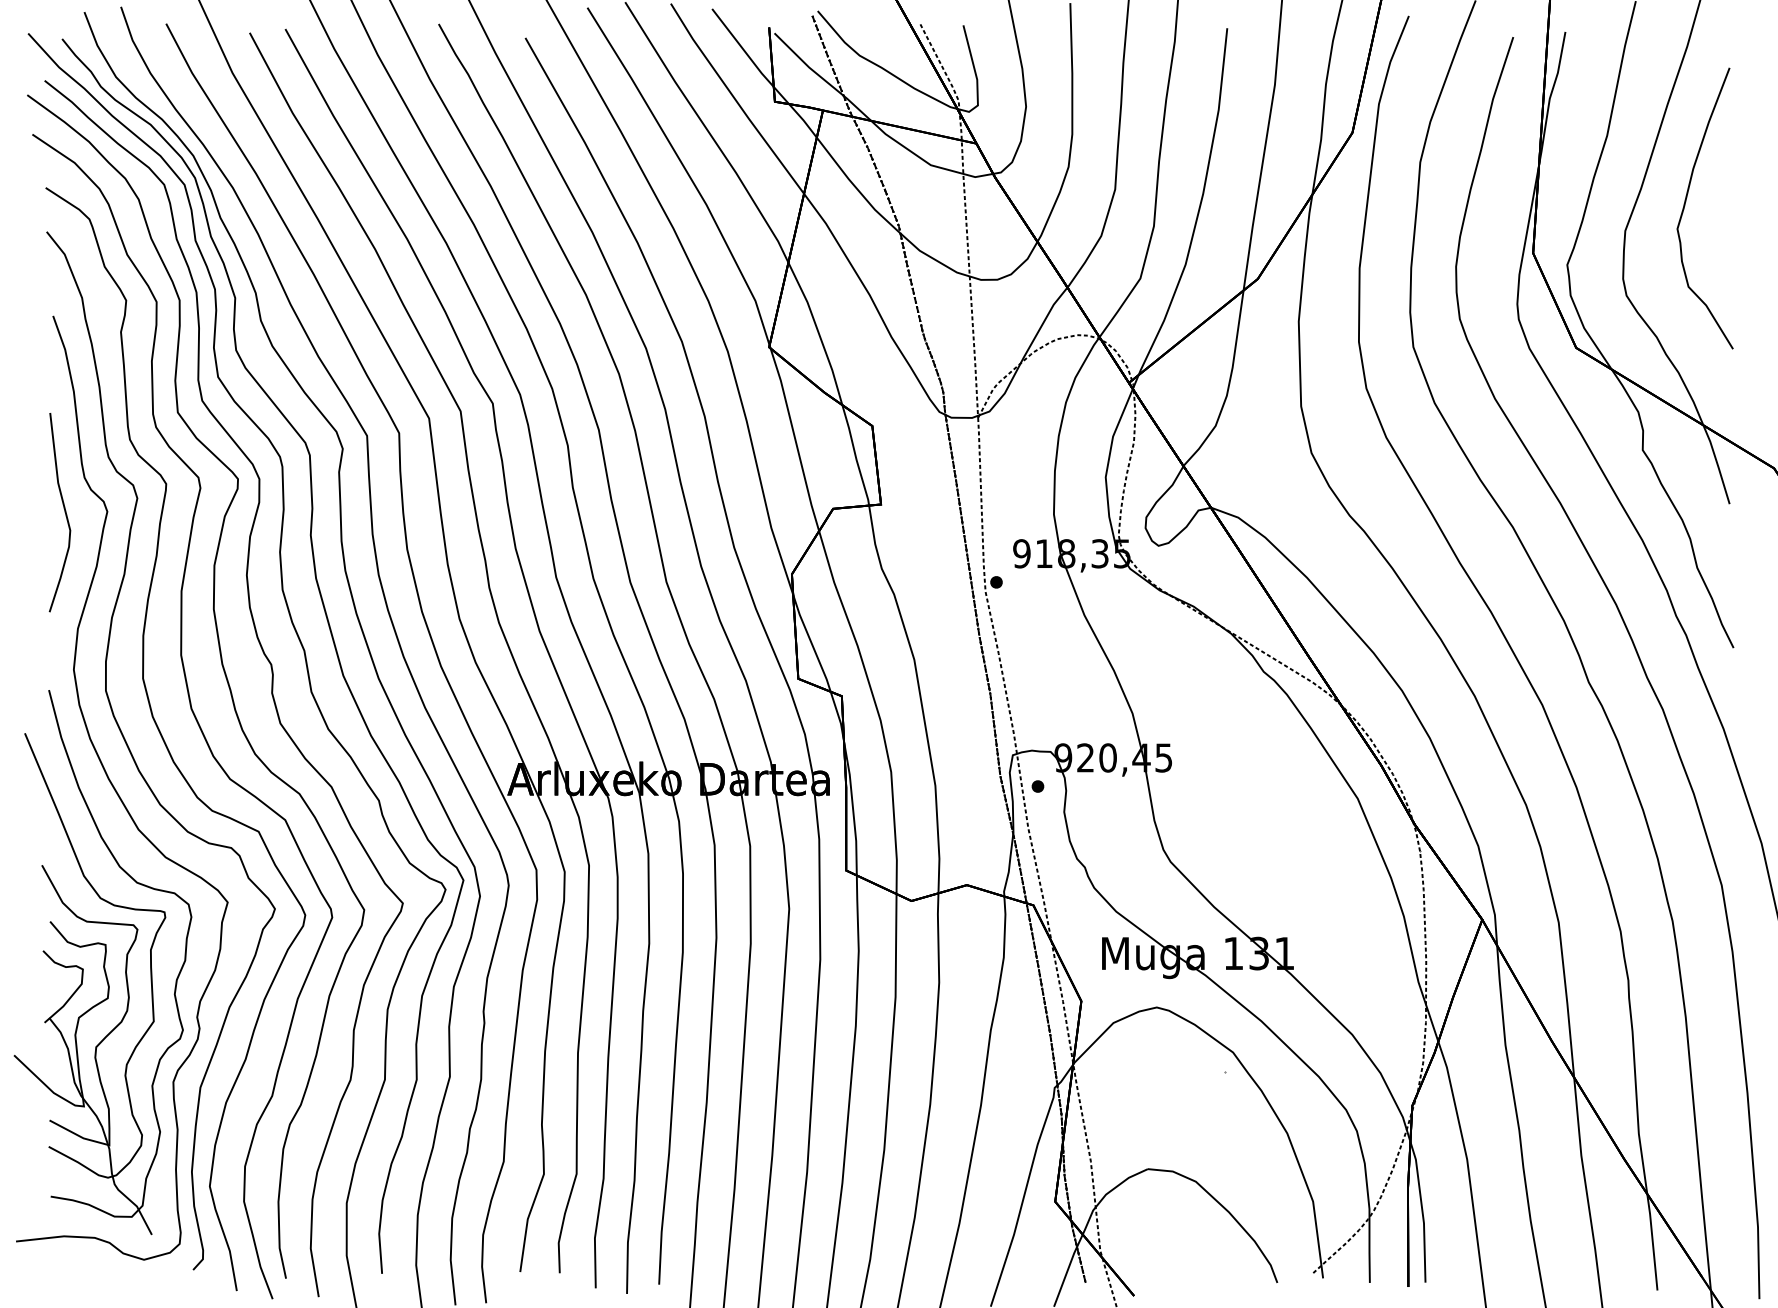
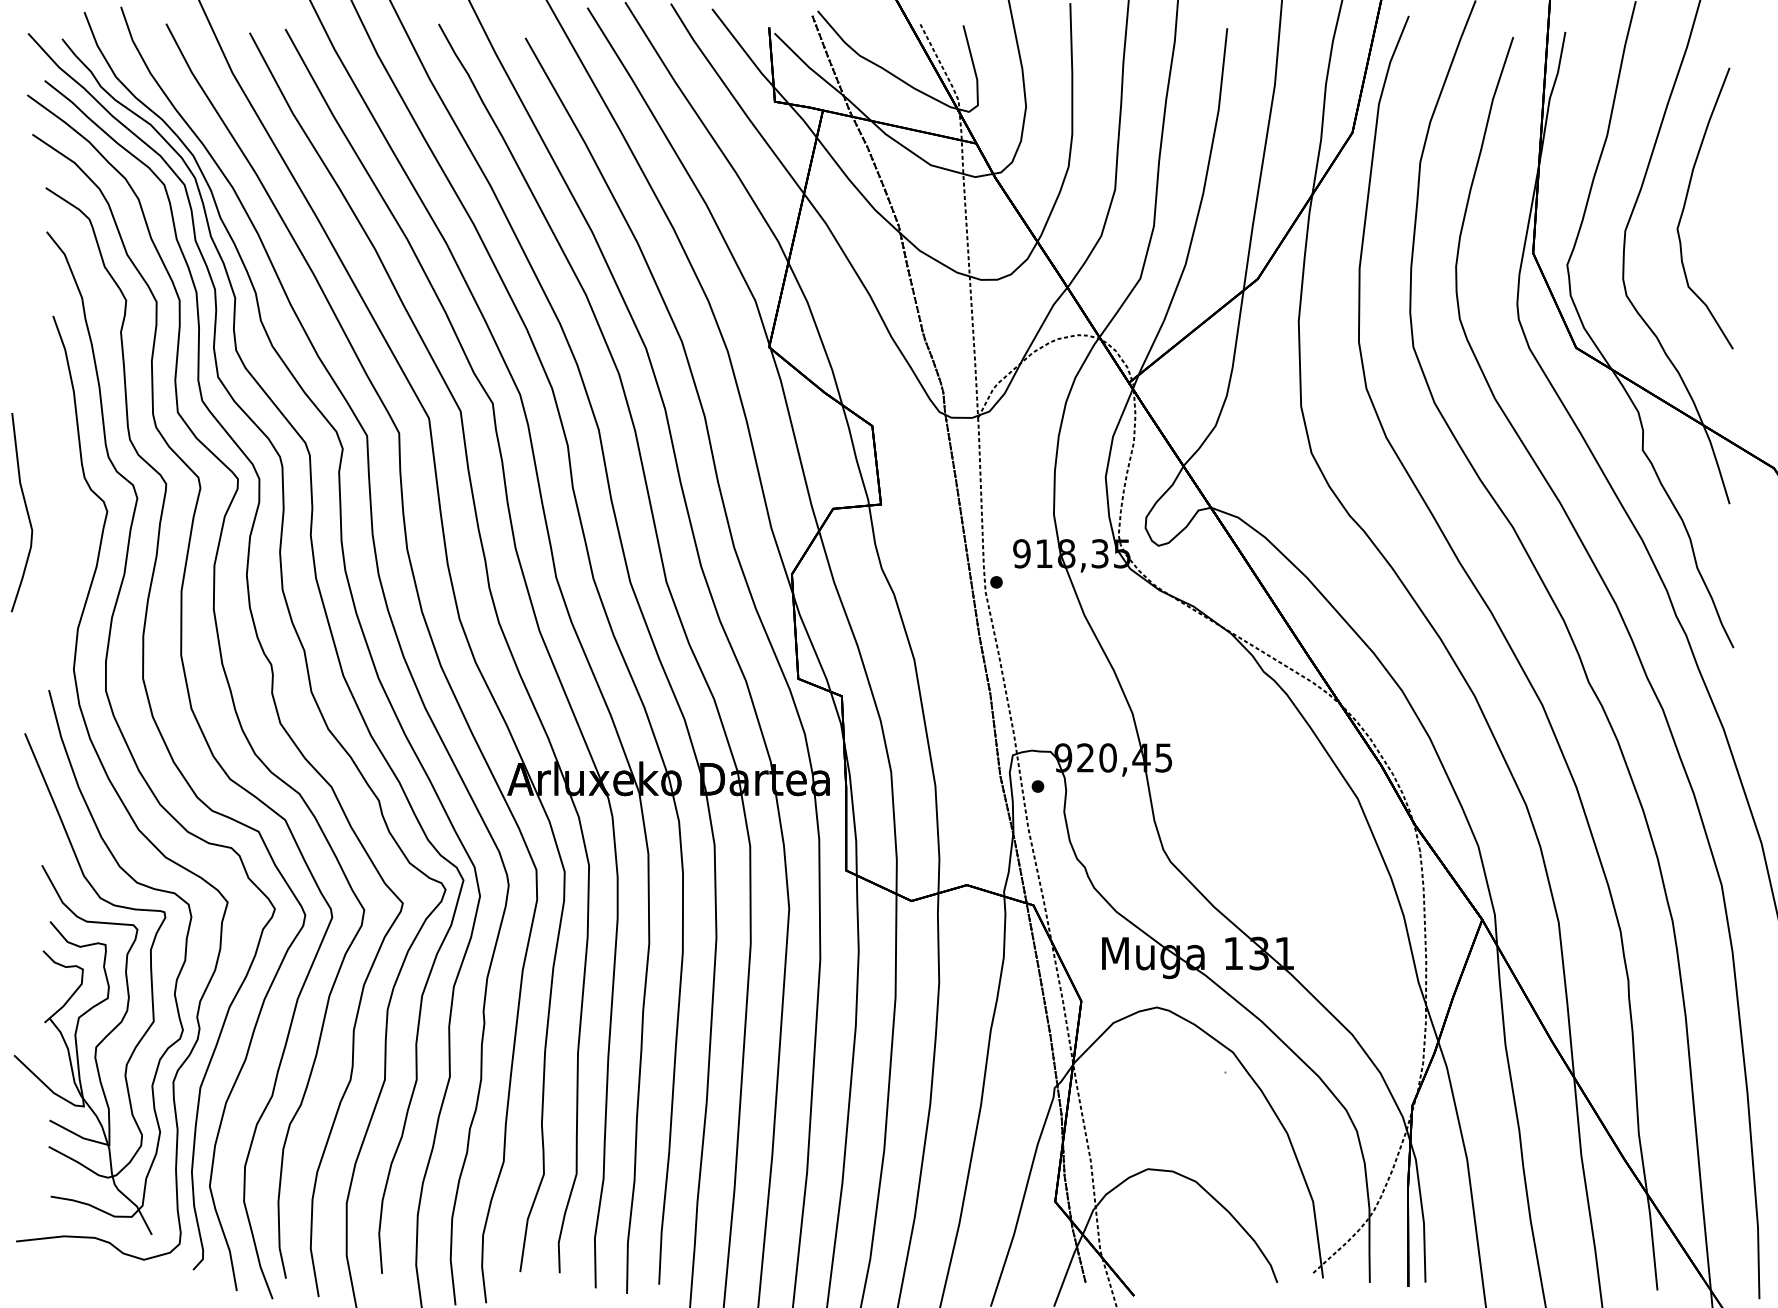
curve position: (64, 512) -> (26, 512) (26, 512)
